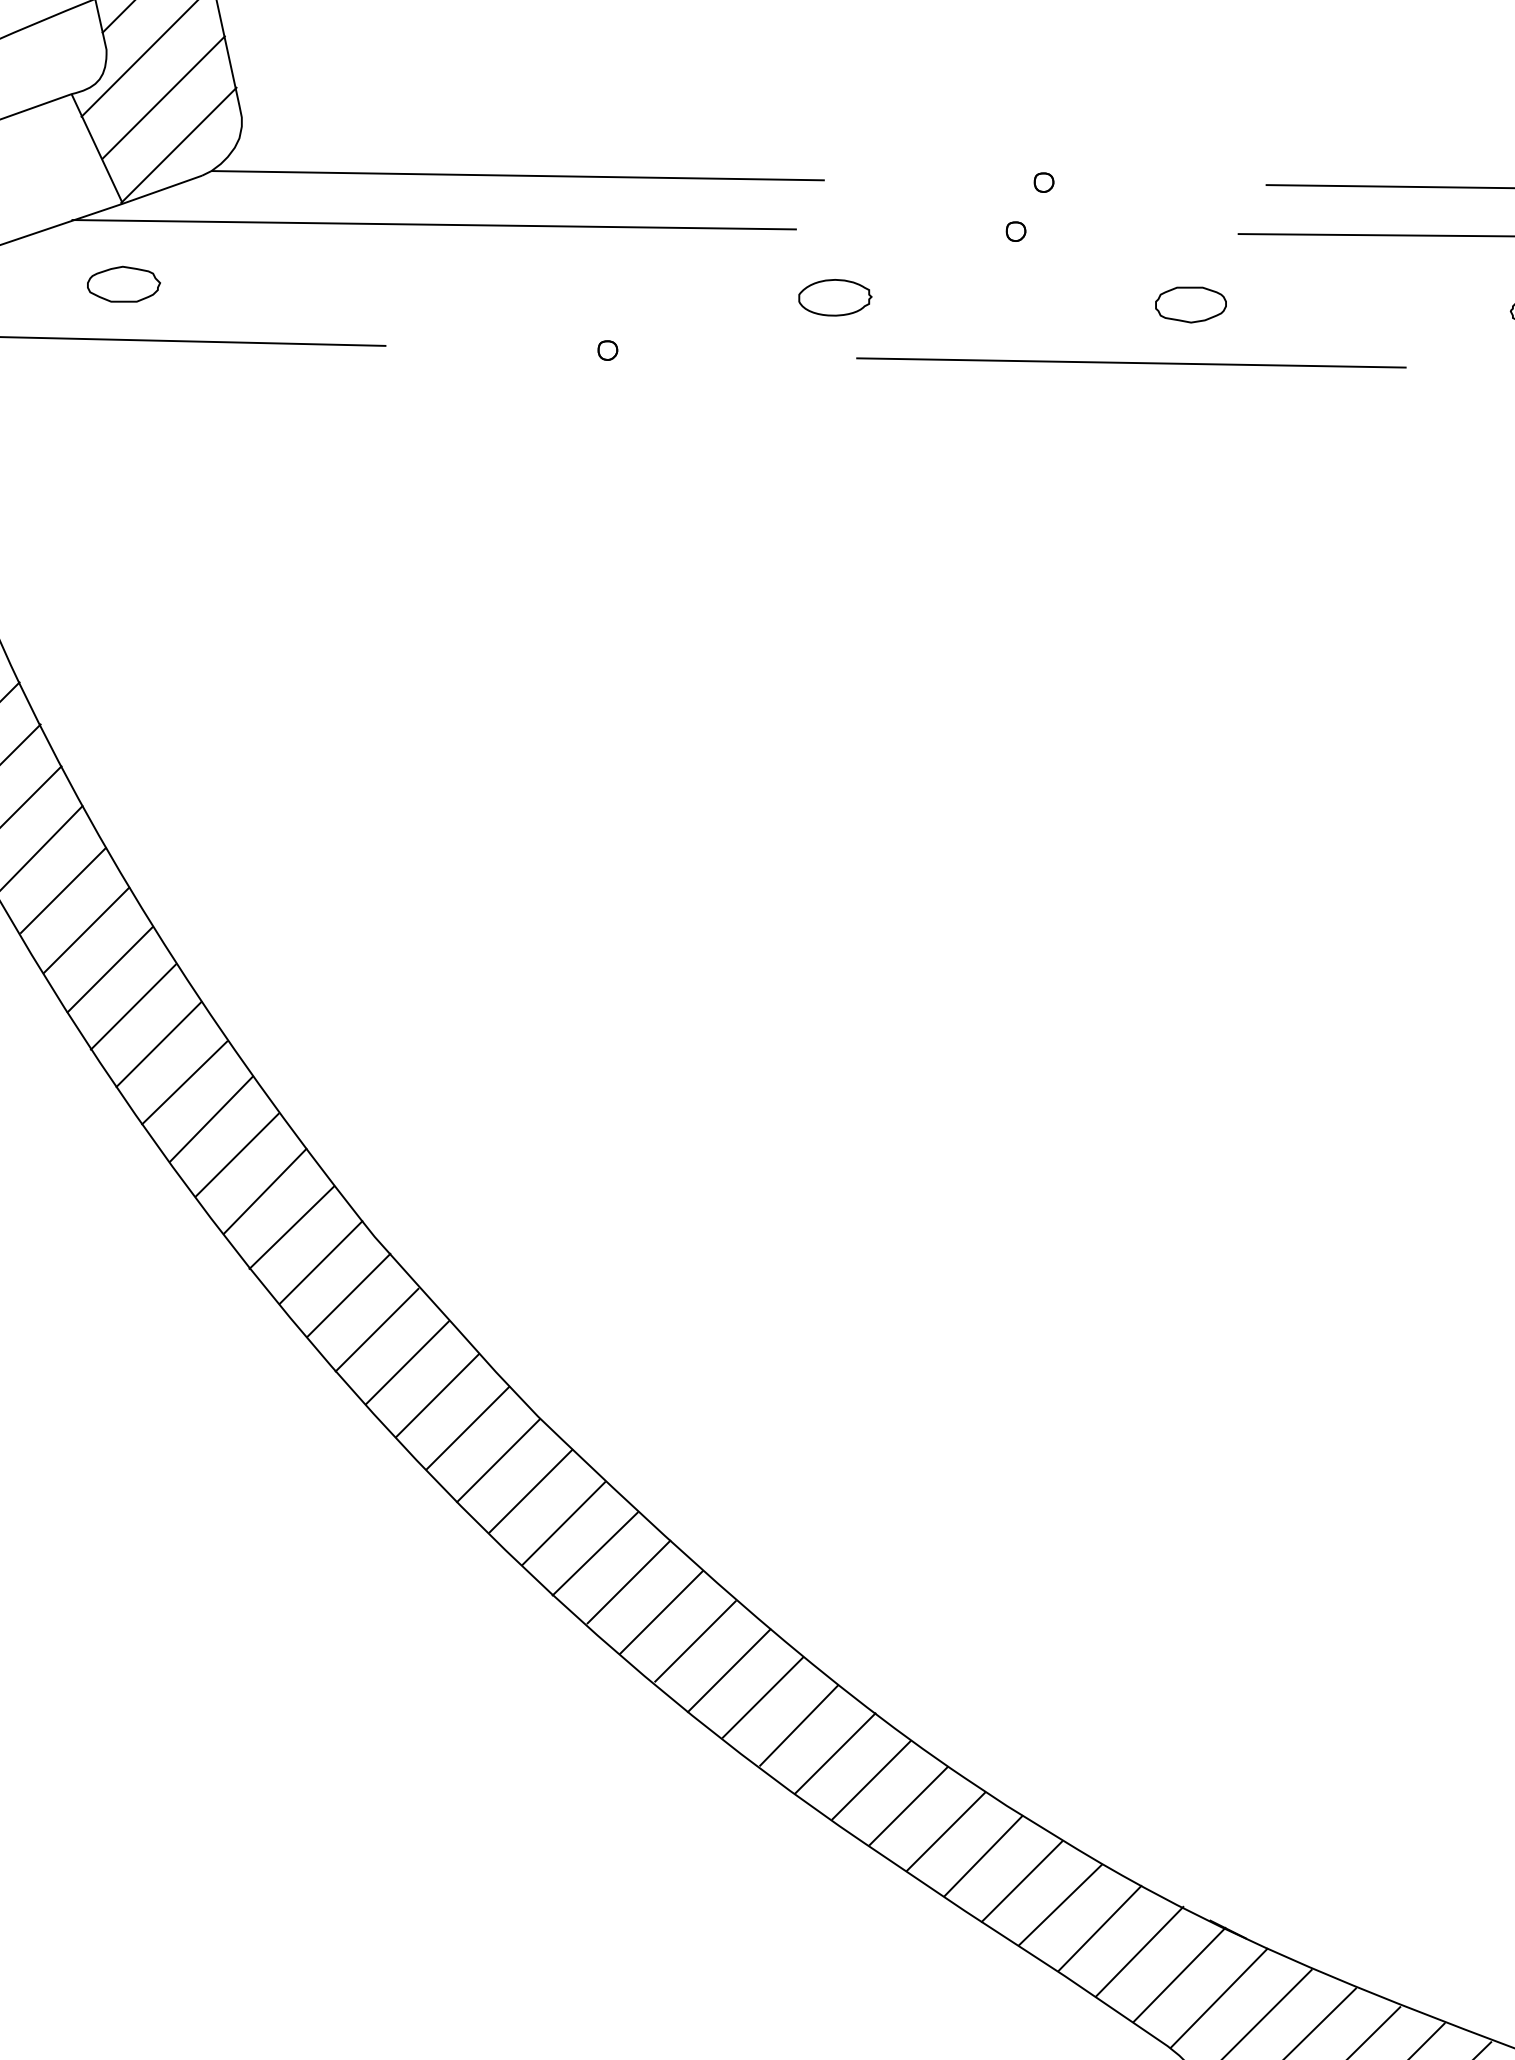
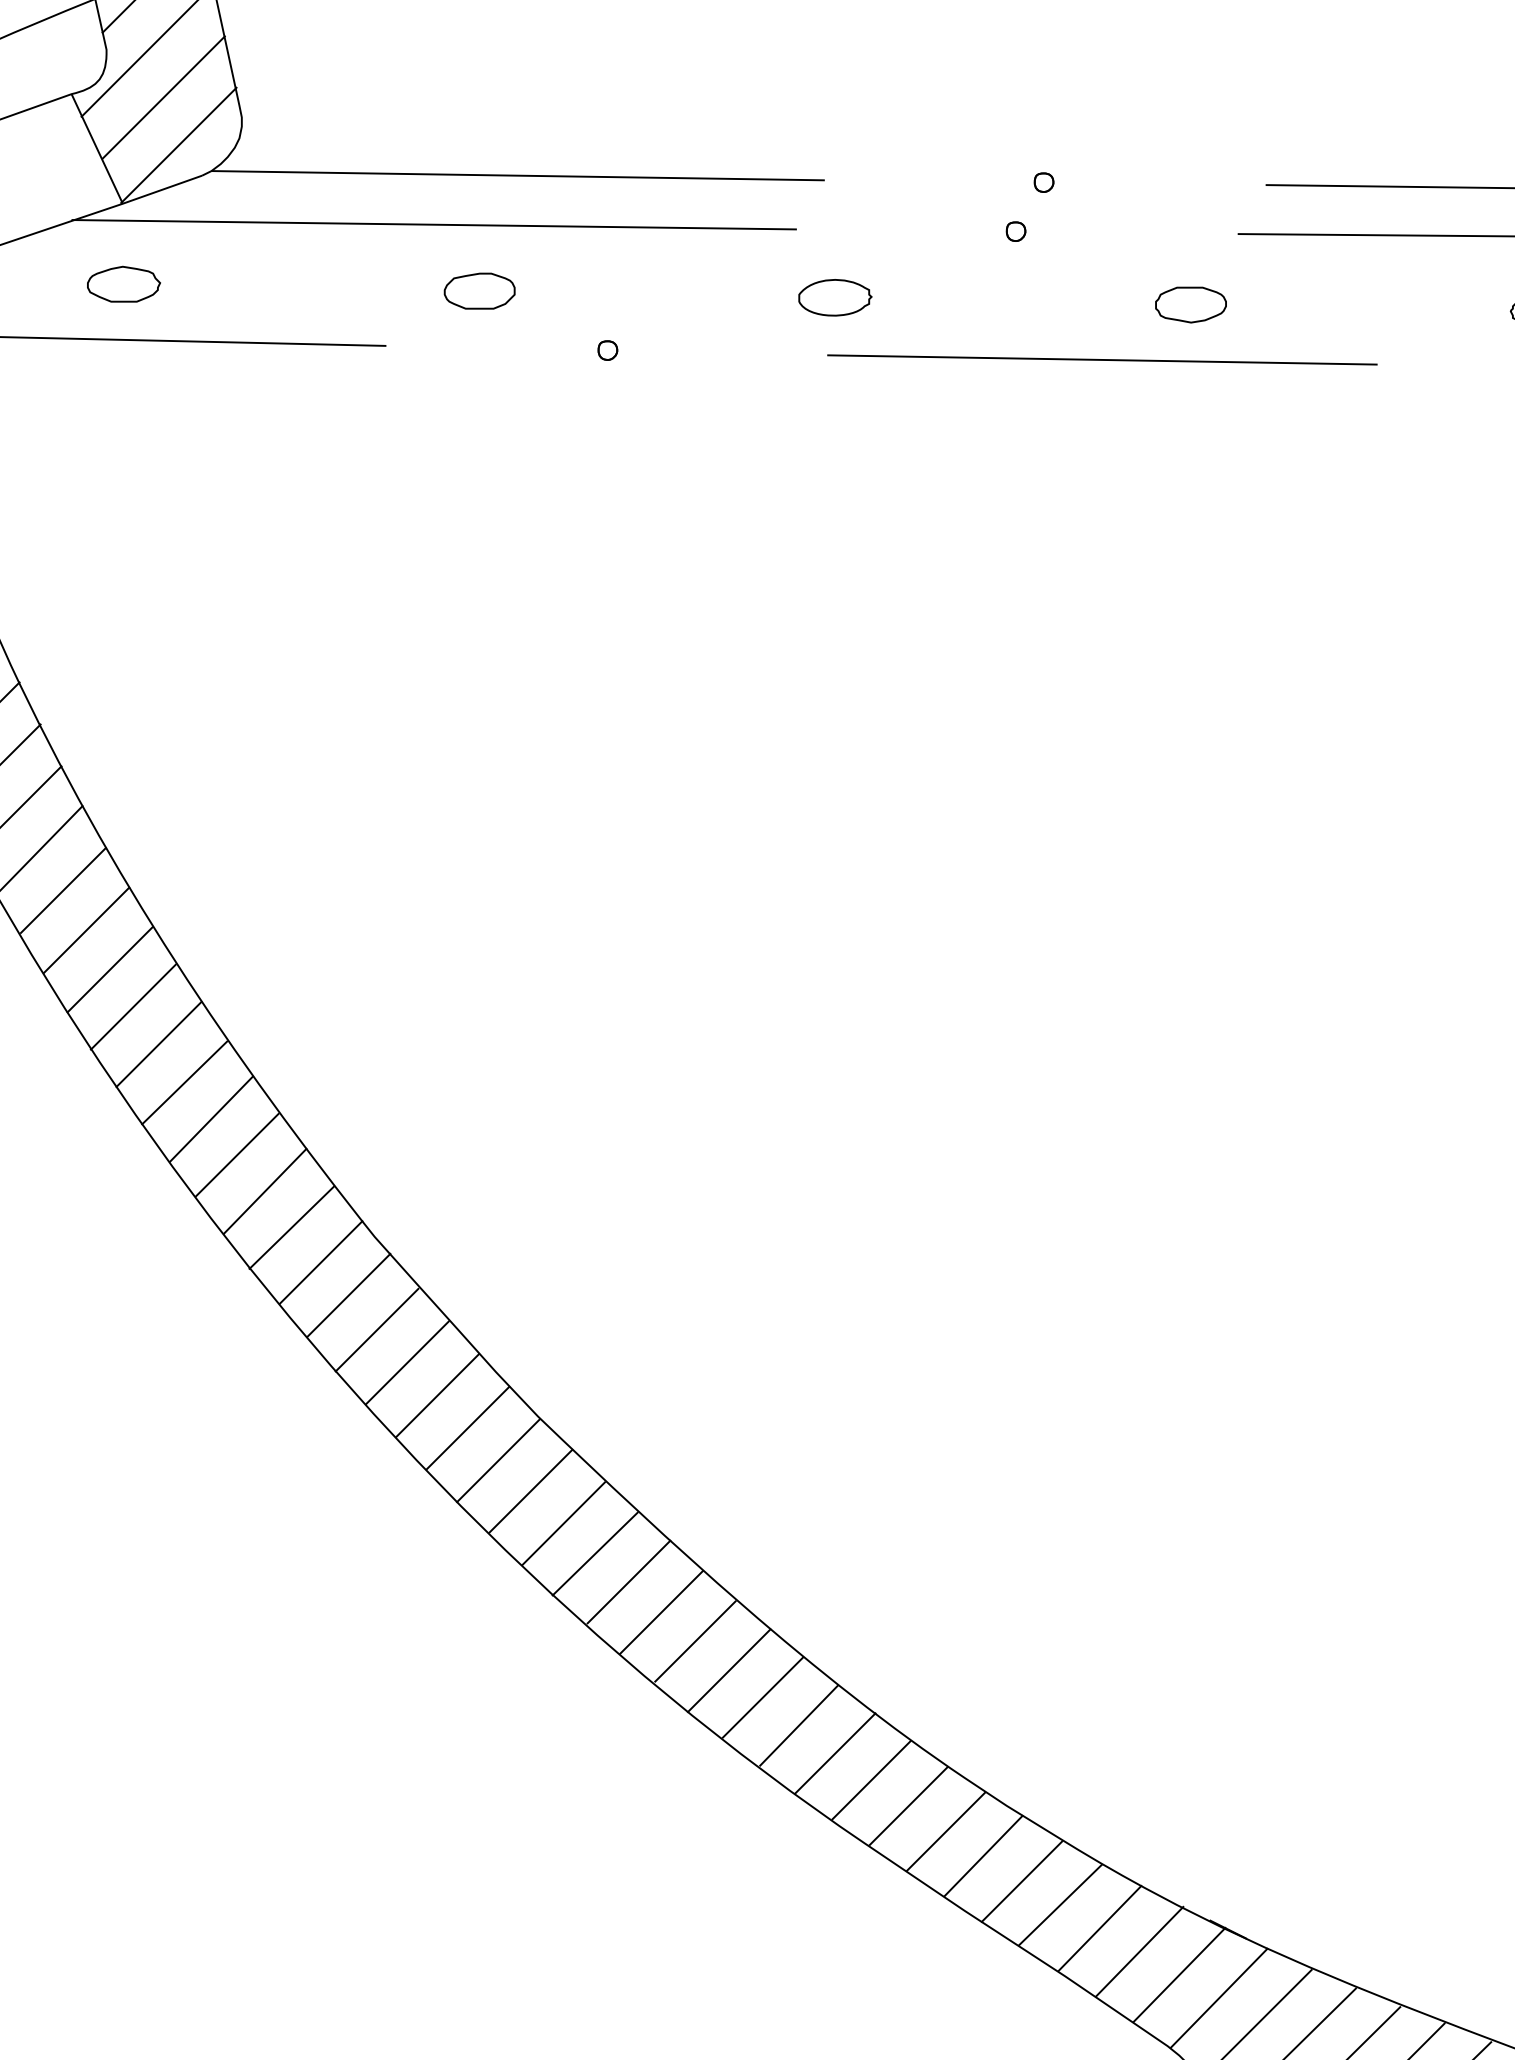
part: none -> present (479, 290)
line position: (1131, 362) -> (1102, 359) (1102, 359)
